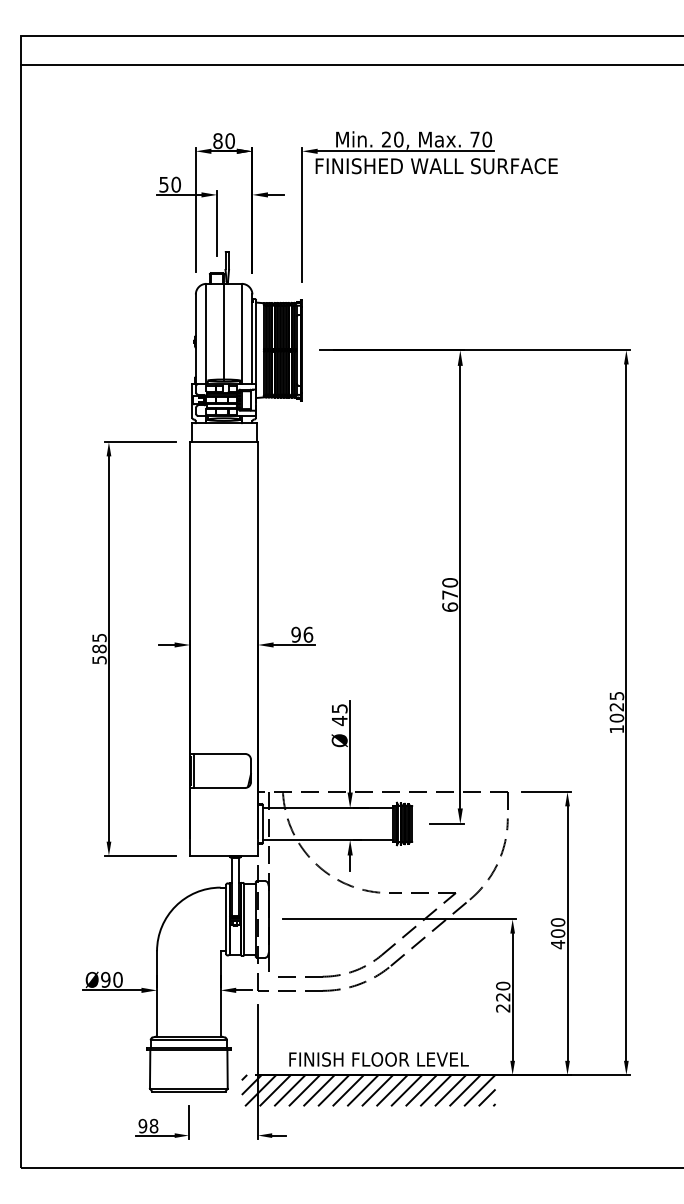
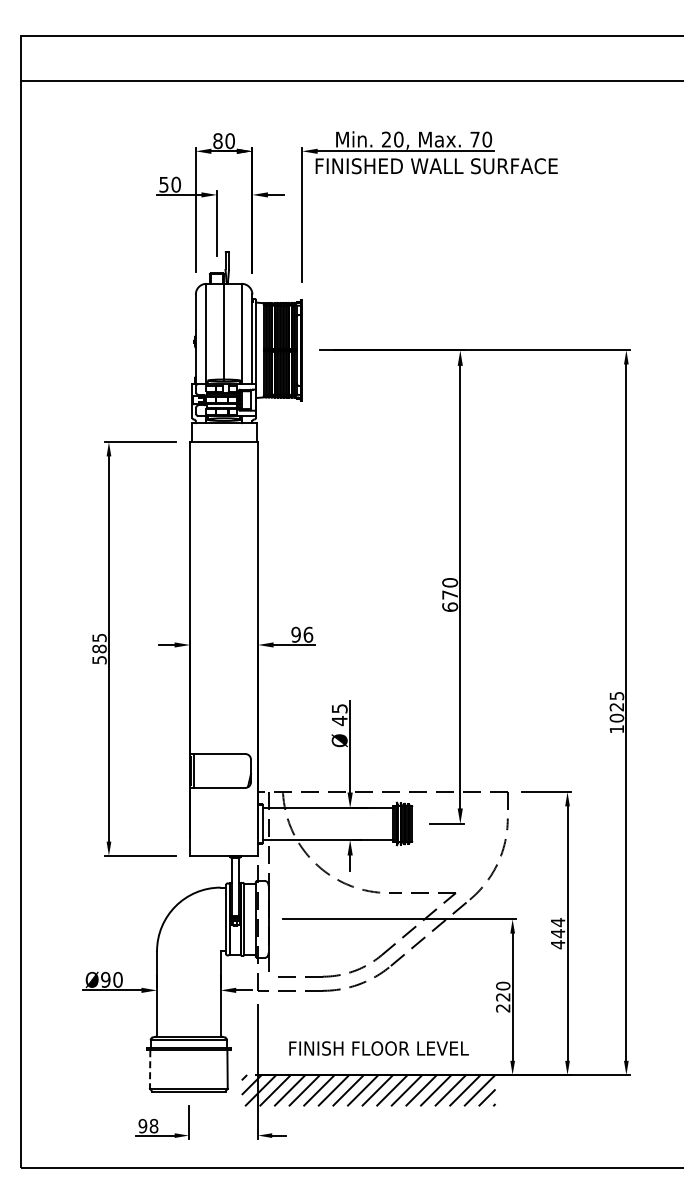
line position: (350, 65) -> (350, 81) (350, 81)
text: 400 -> 444 (557, 928)
text position: (378, 1059) -> (378, 1048) (378, 1048)
line: solid -> dashed (150, 1069)
